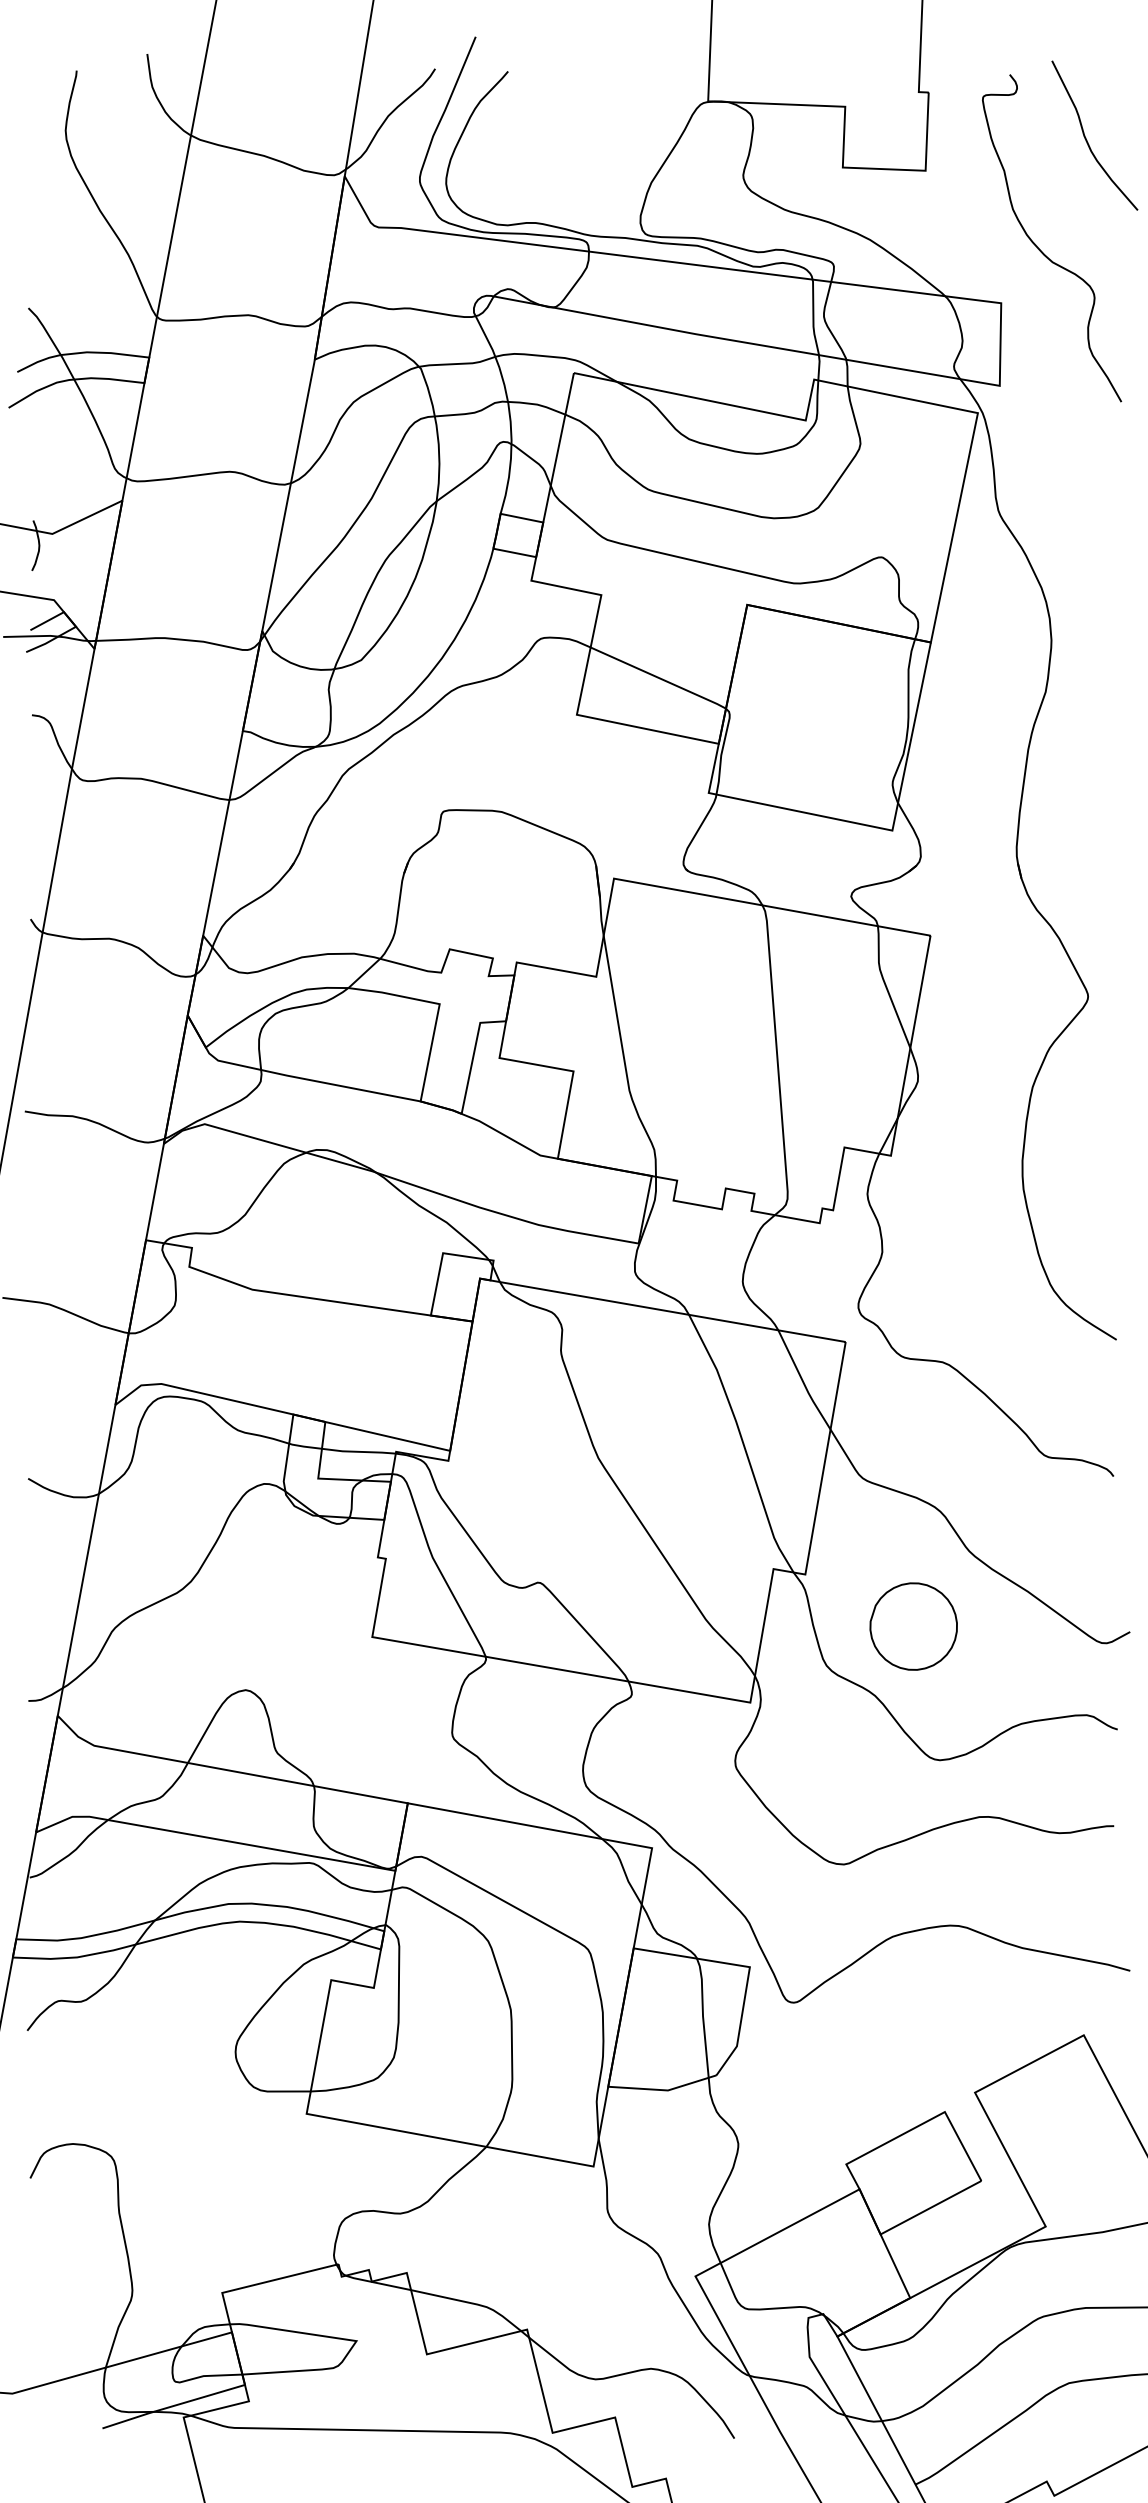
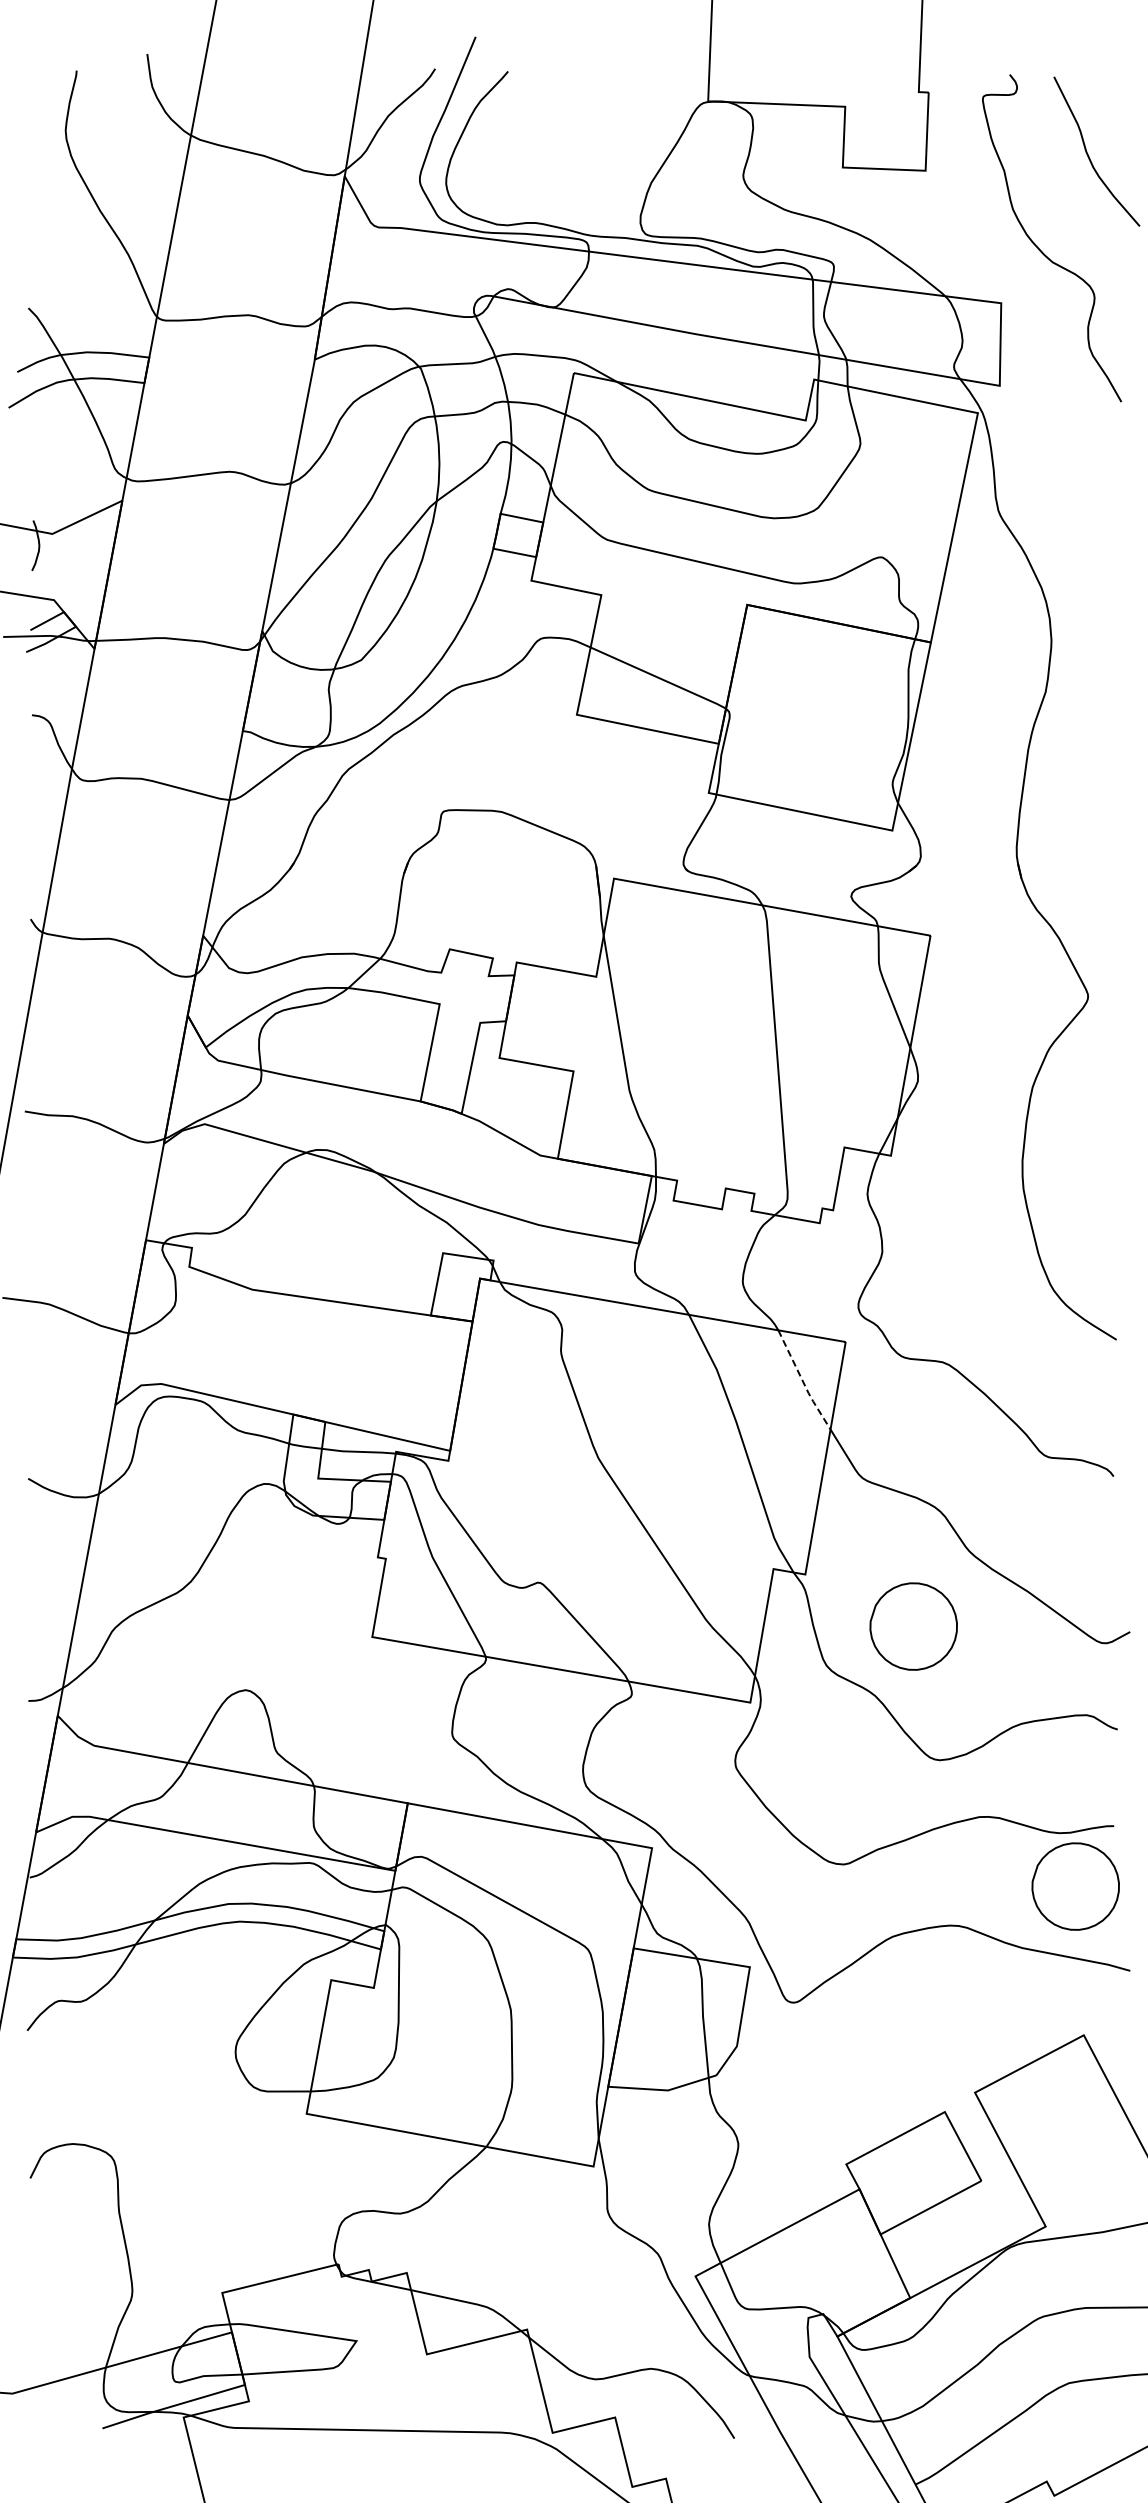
curve position: (1086, 137) -> (1088, 153) (1088, 153)
line: solid -> dashed (803, 1382)
part: none -> present (1075, 1886)
